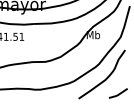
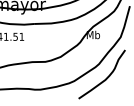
line: present -> none (118, 93)
